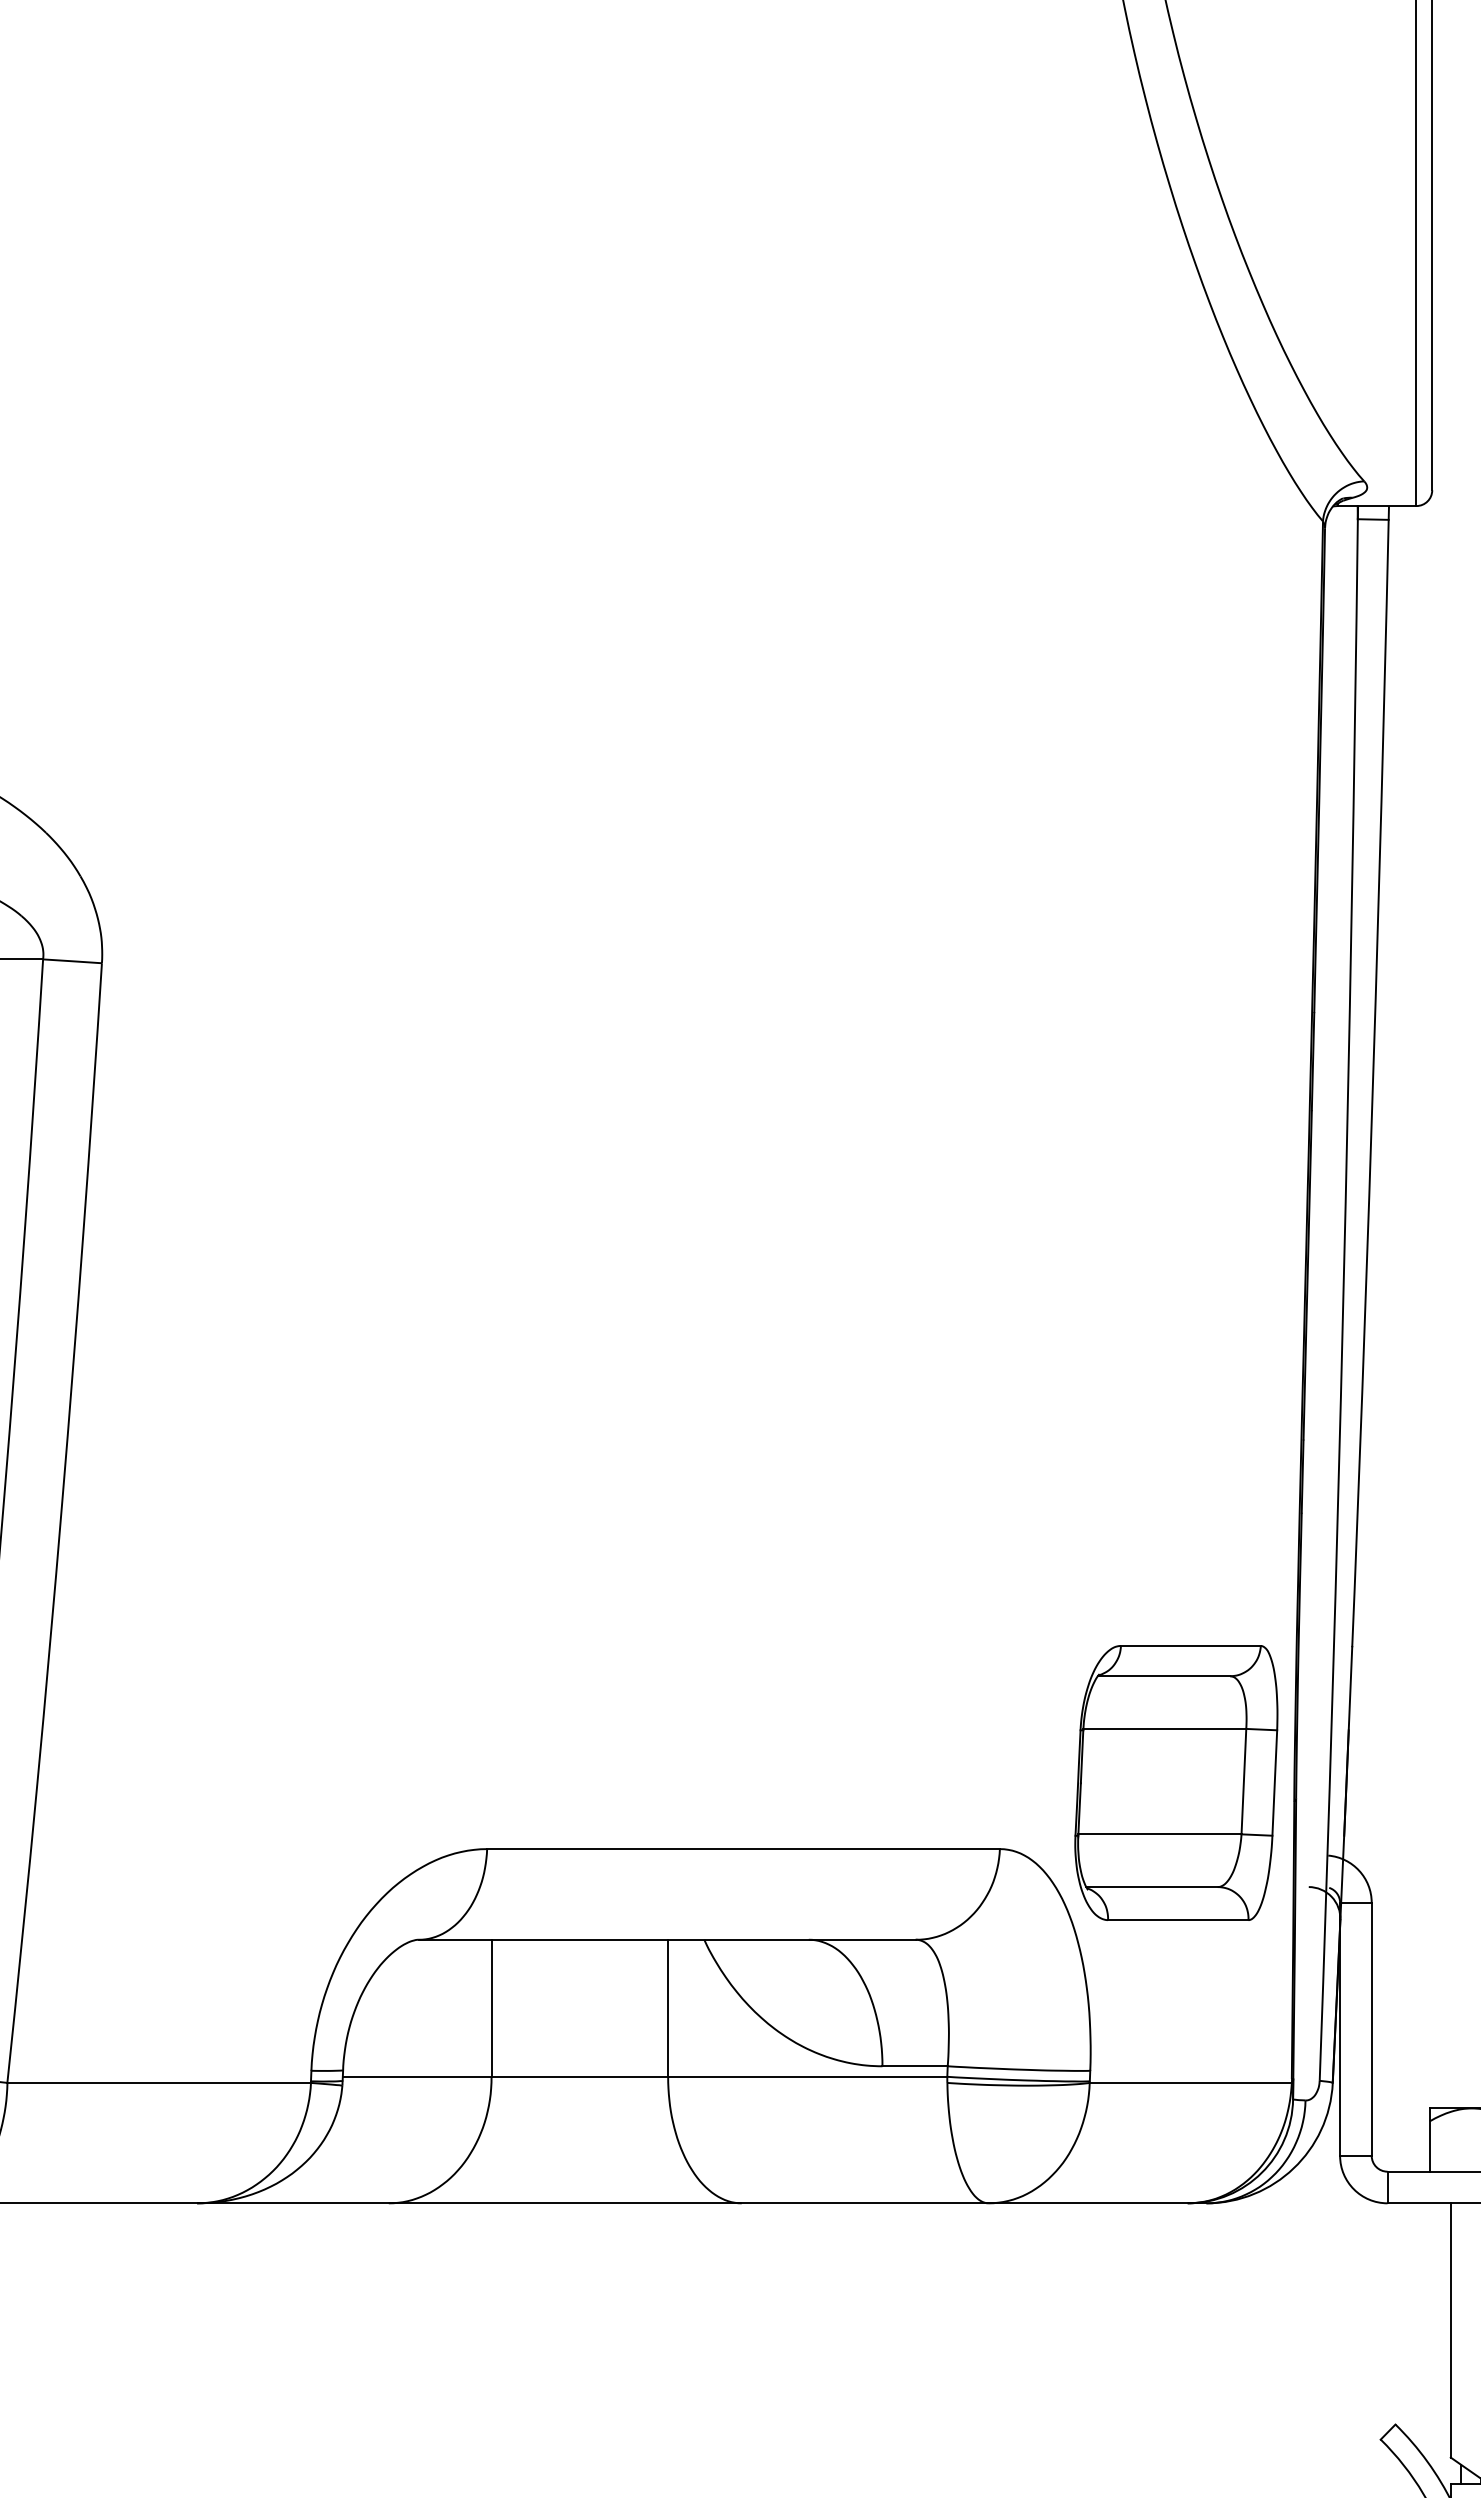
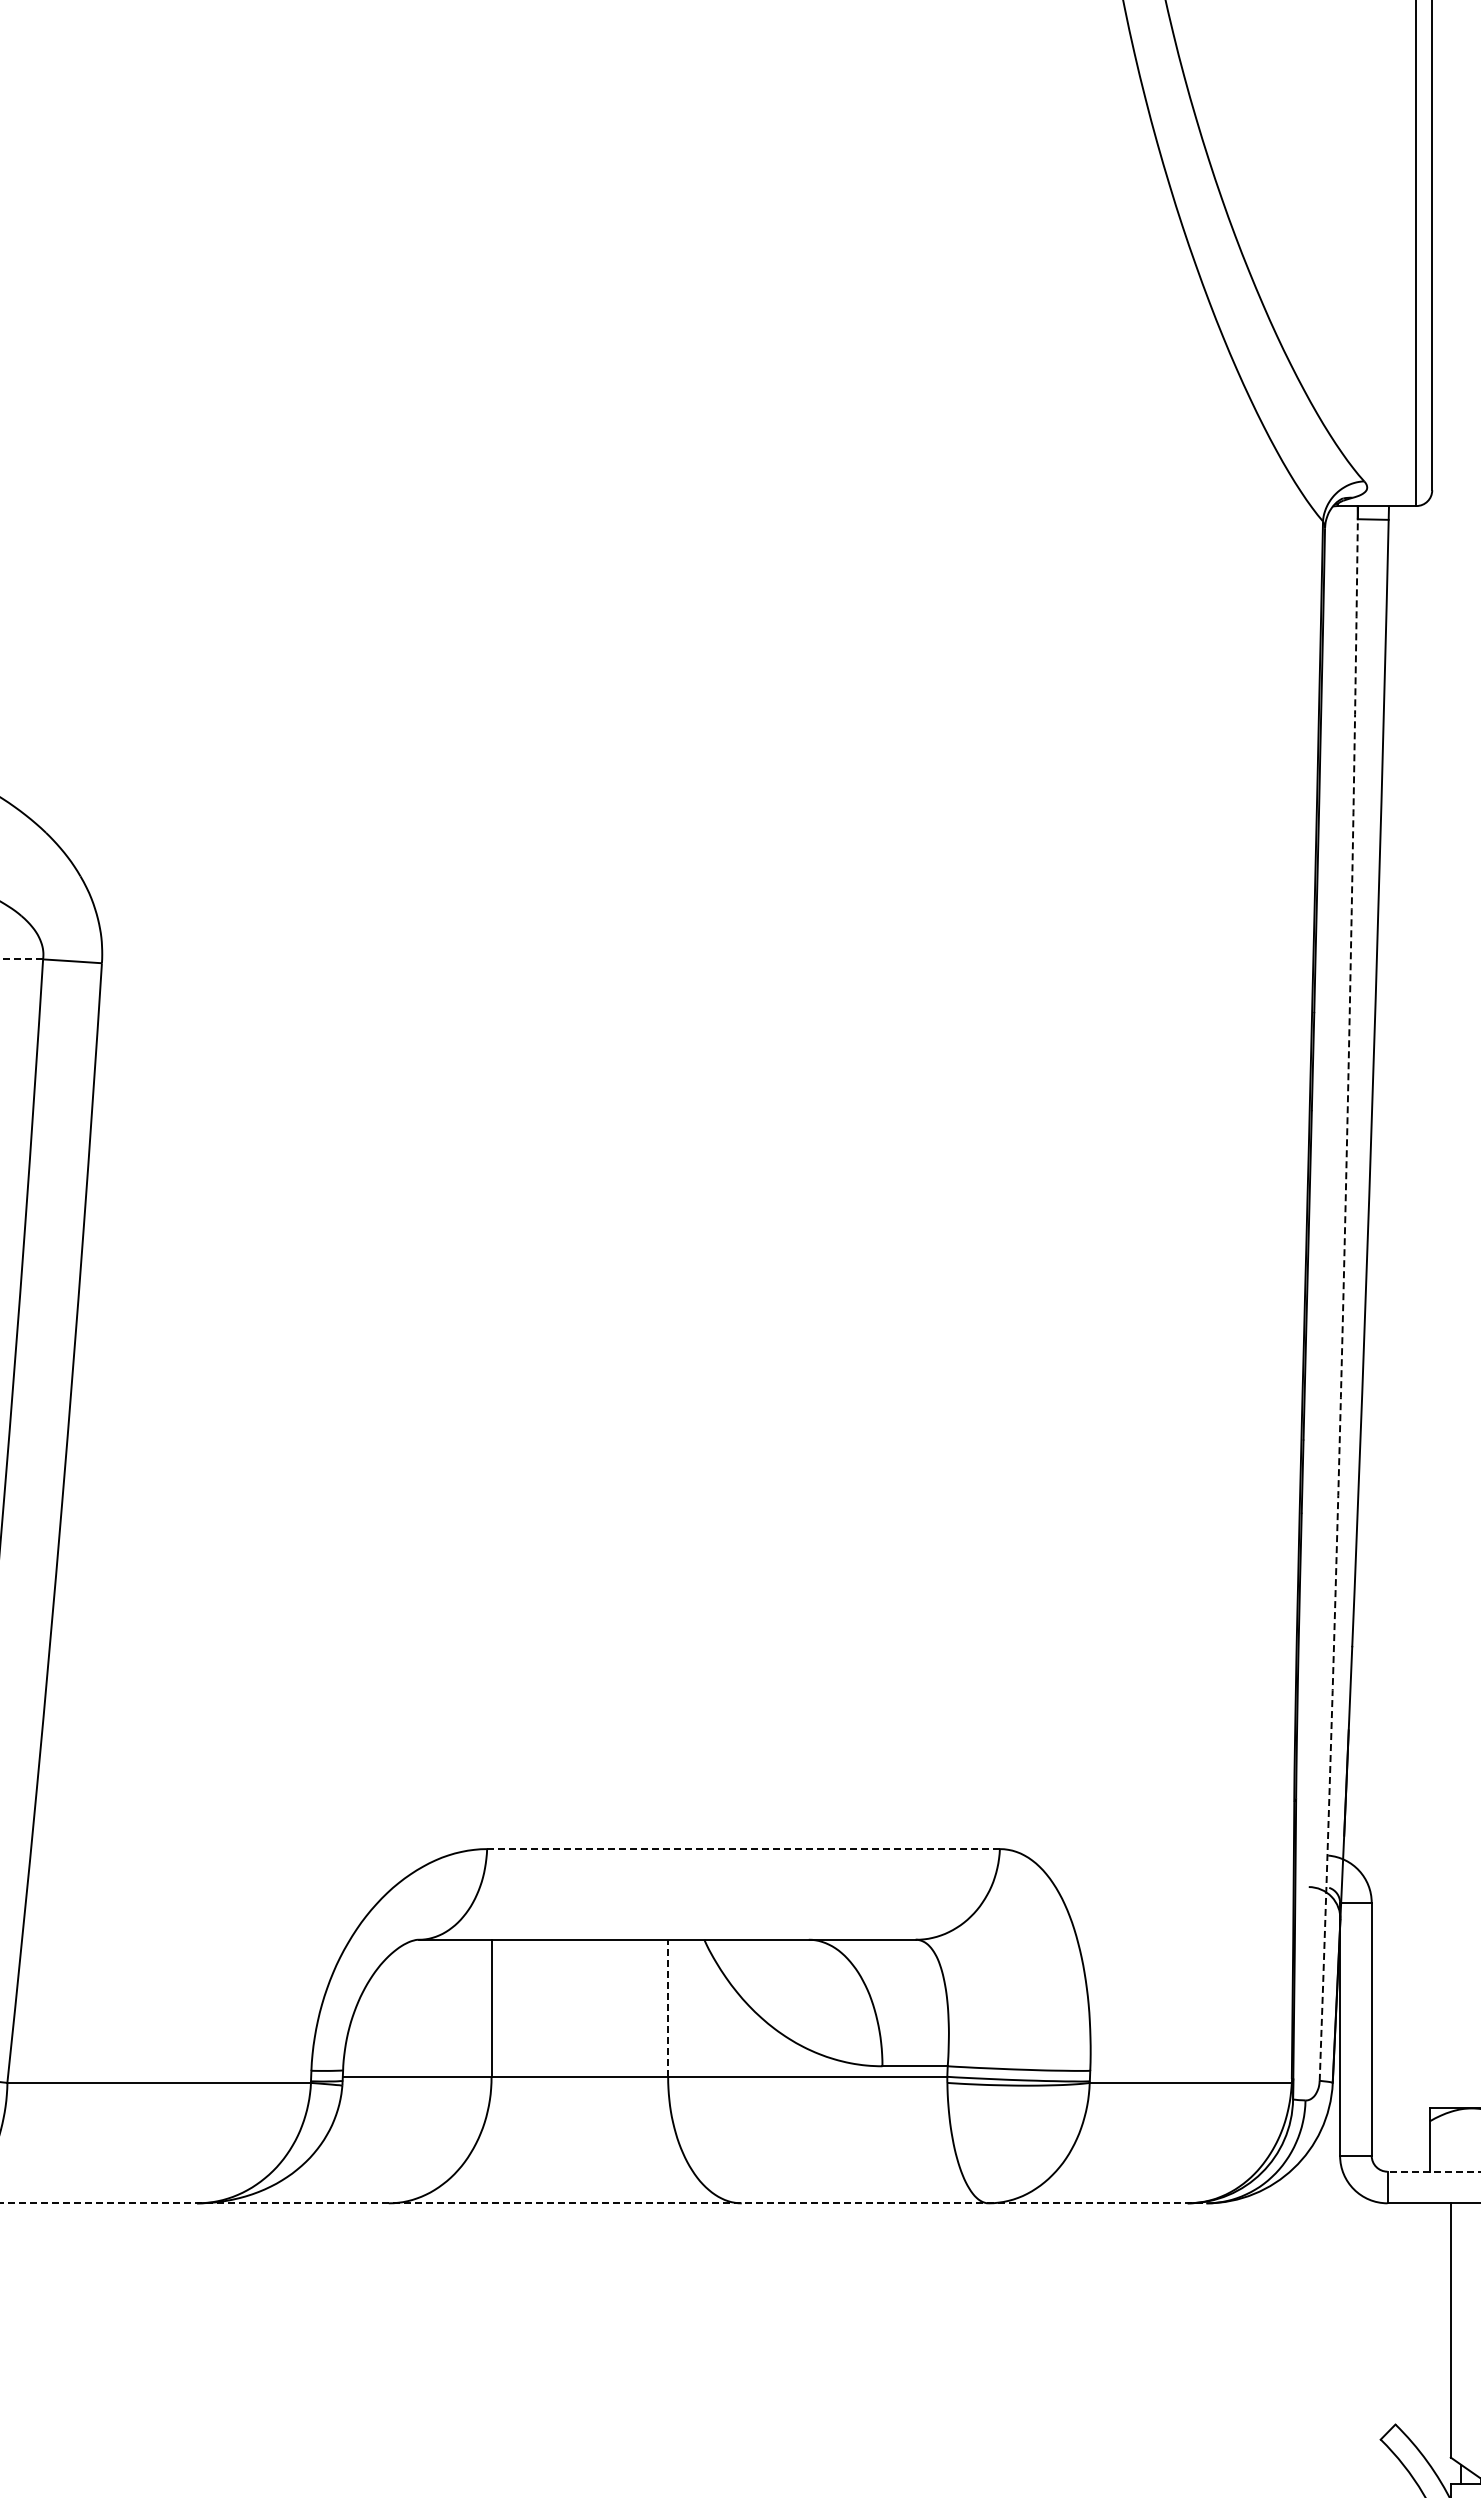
line: solid -> dashed (21, 959)
arc: solid -> dashed (1343, 1300)
part: present -> none (1176, 1782)
line: solid -> dashed (744, 1849)
line: solid -> dashed (668, 2008)
line: solid -> dashed (1433, 2171)
line: solid -> dashed (603, 2203)
